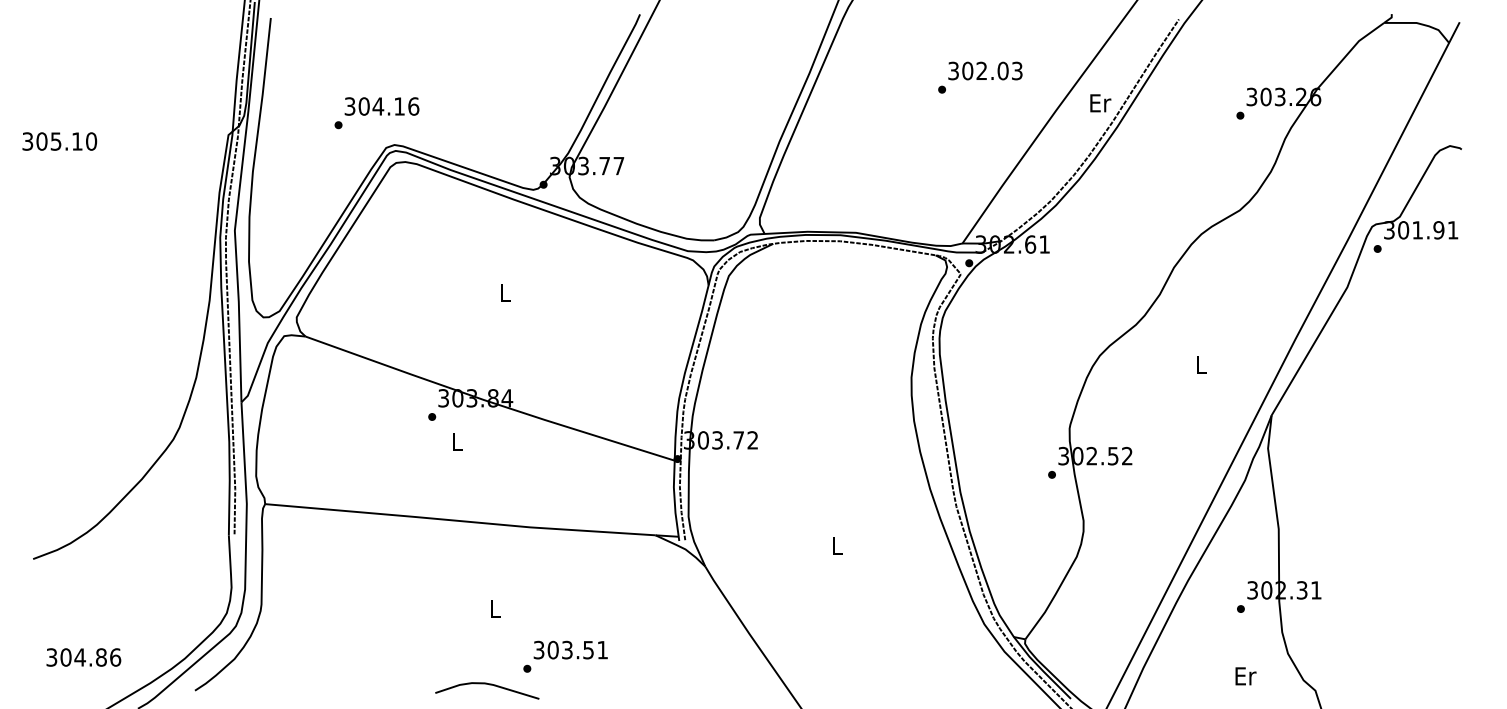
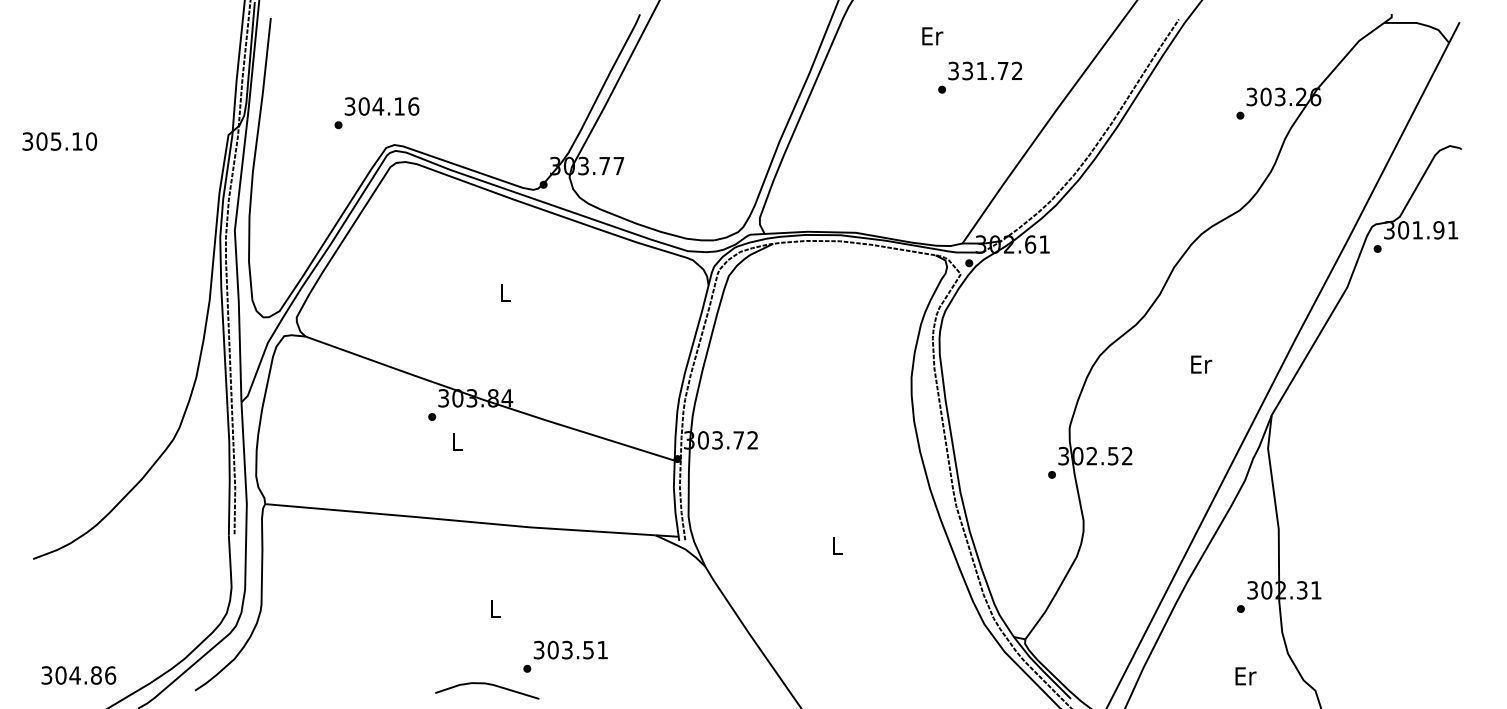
text: 302.03 -> 331.72 (992, 70)
text position: (1100, 103) -> (932, 36) (932, 36)
text: L -> Er (1201, 364)
text position: (83, 657) -> (78, 675) (78, 675)
